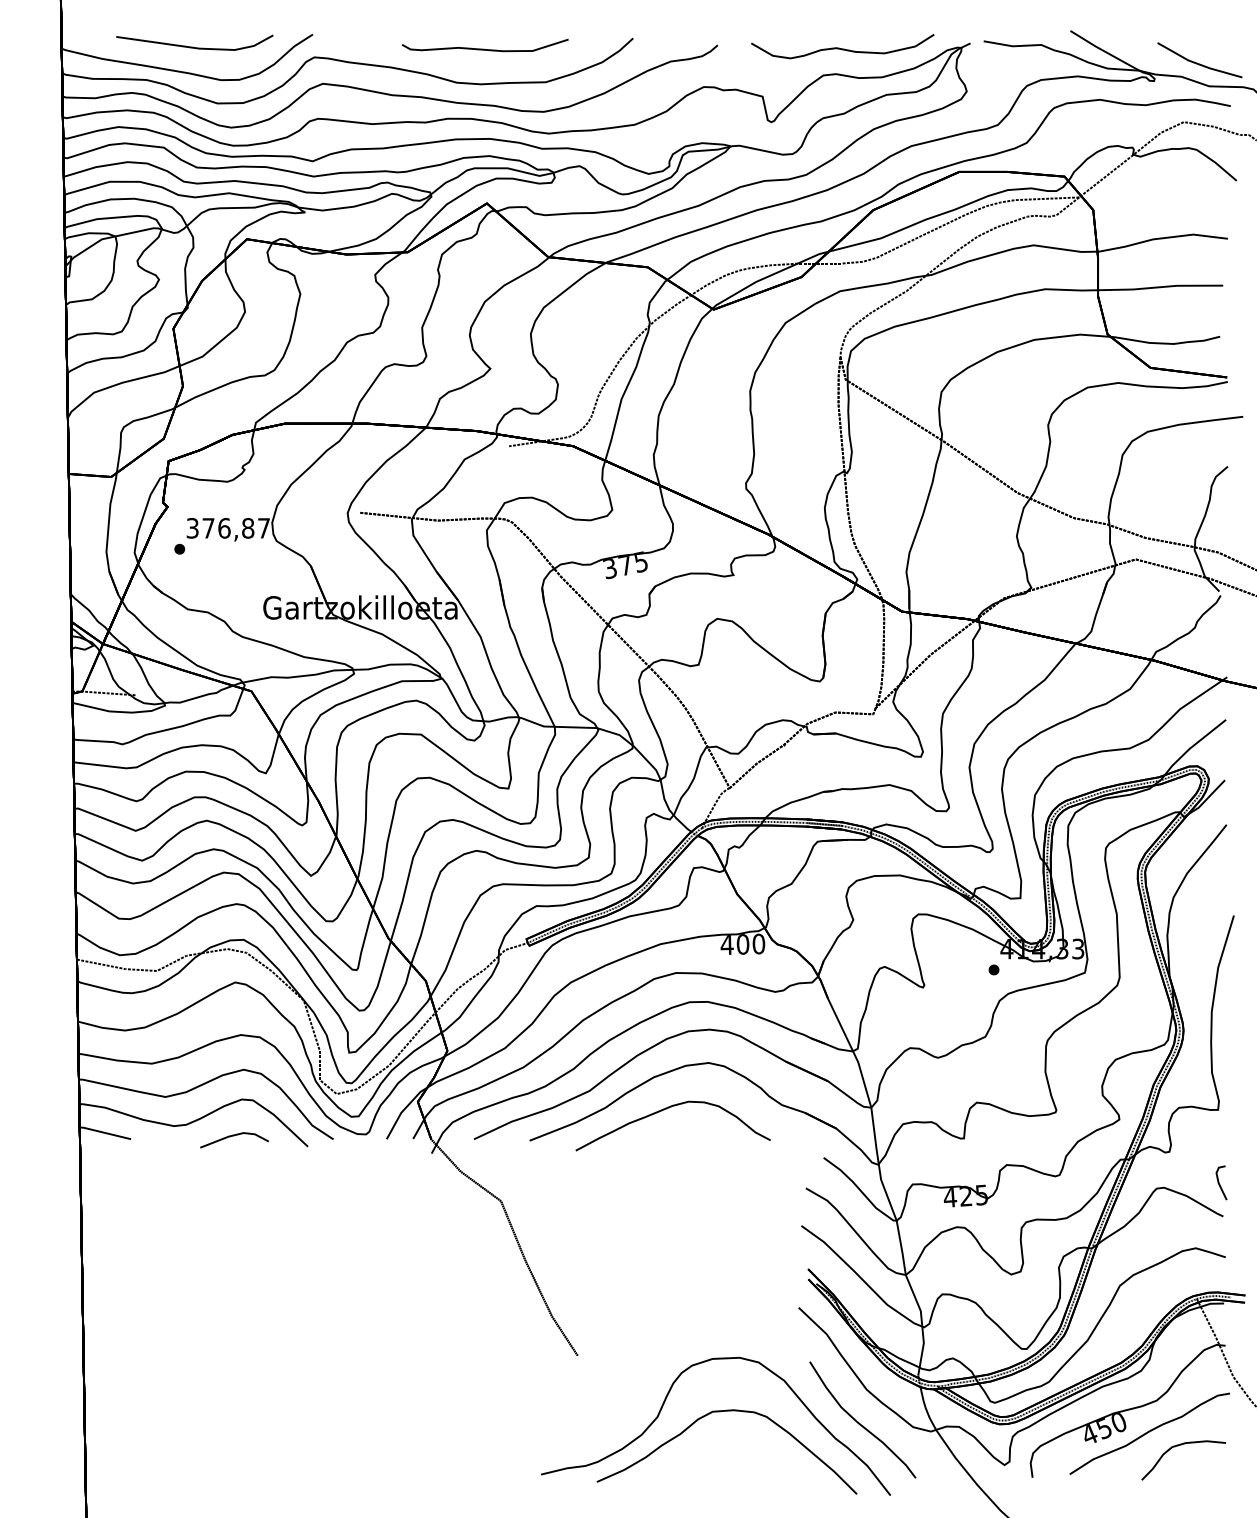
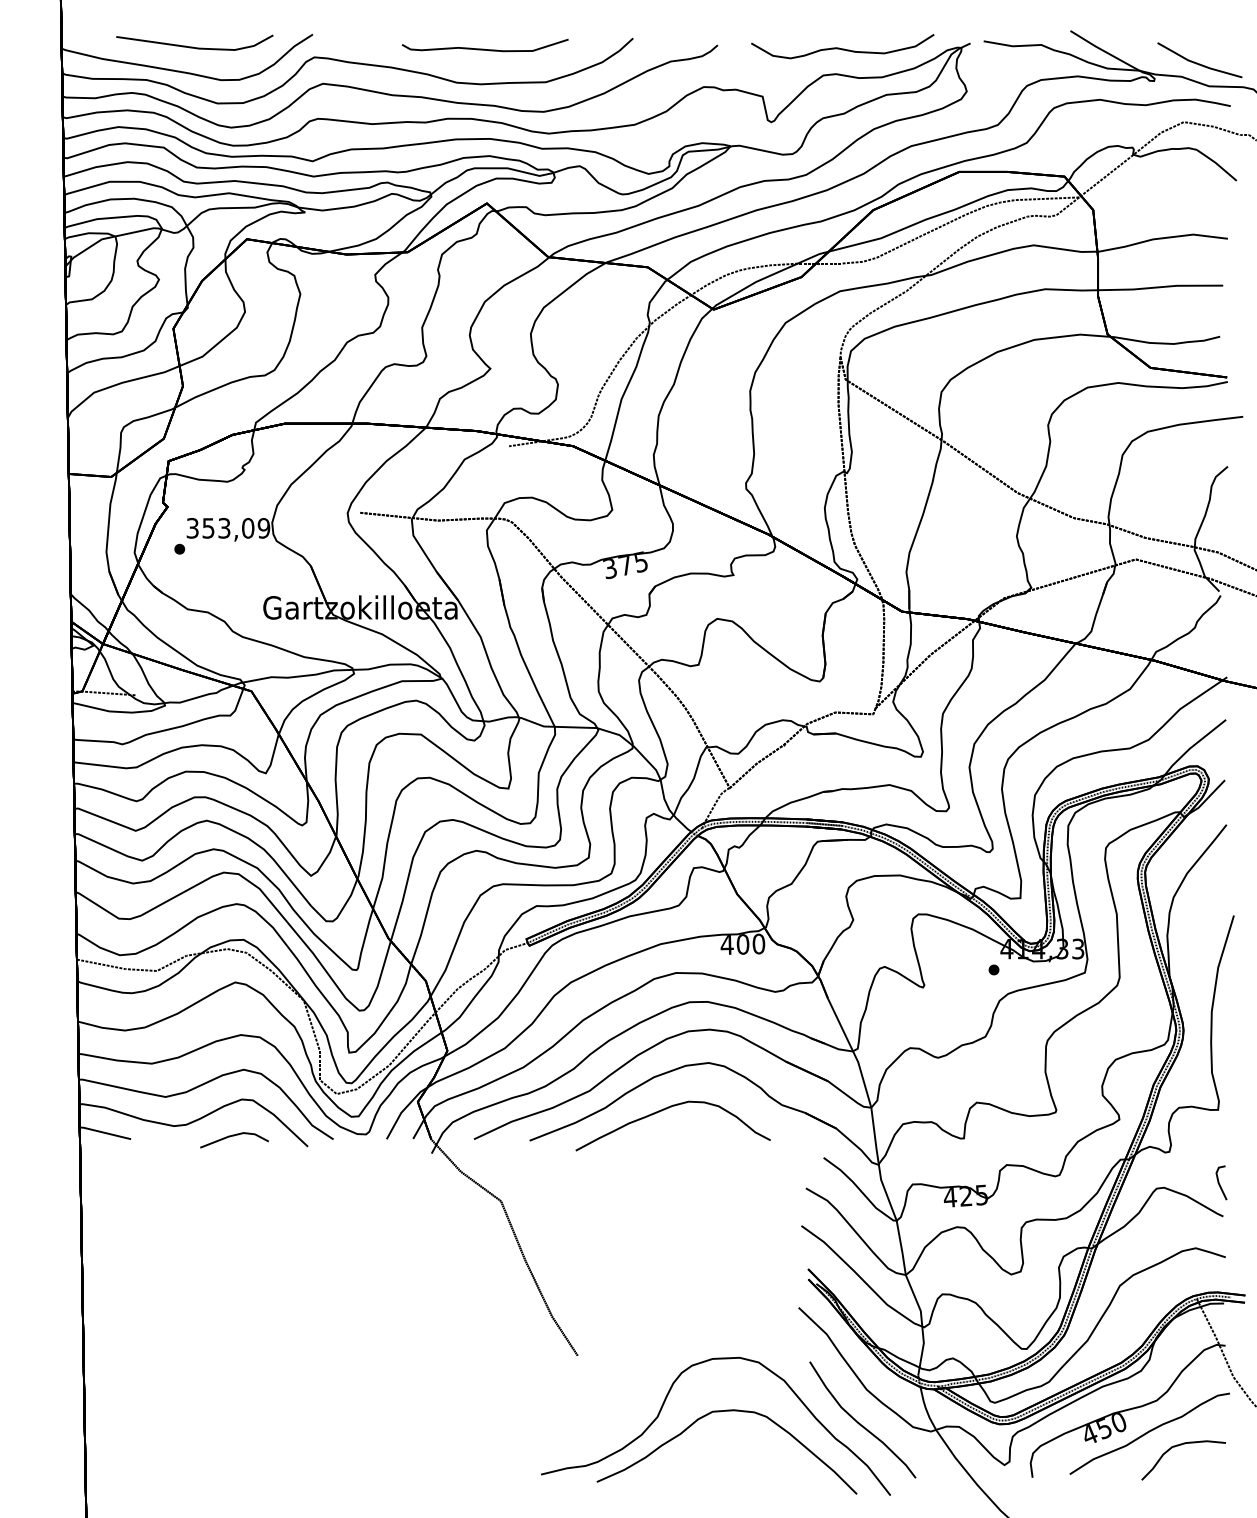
text: 376,87 -> 353,09 (236, 528)
